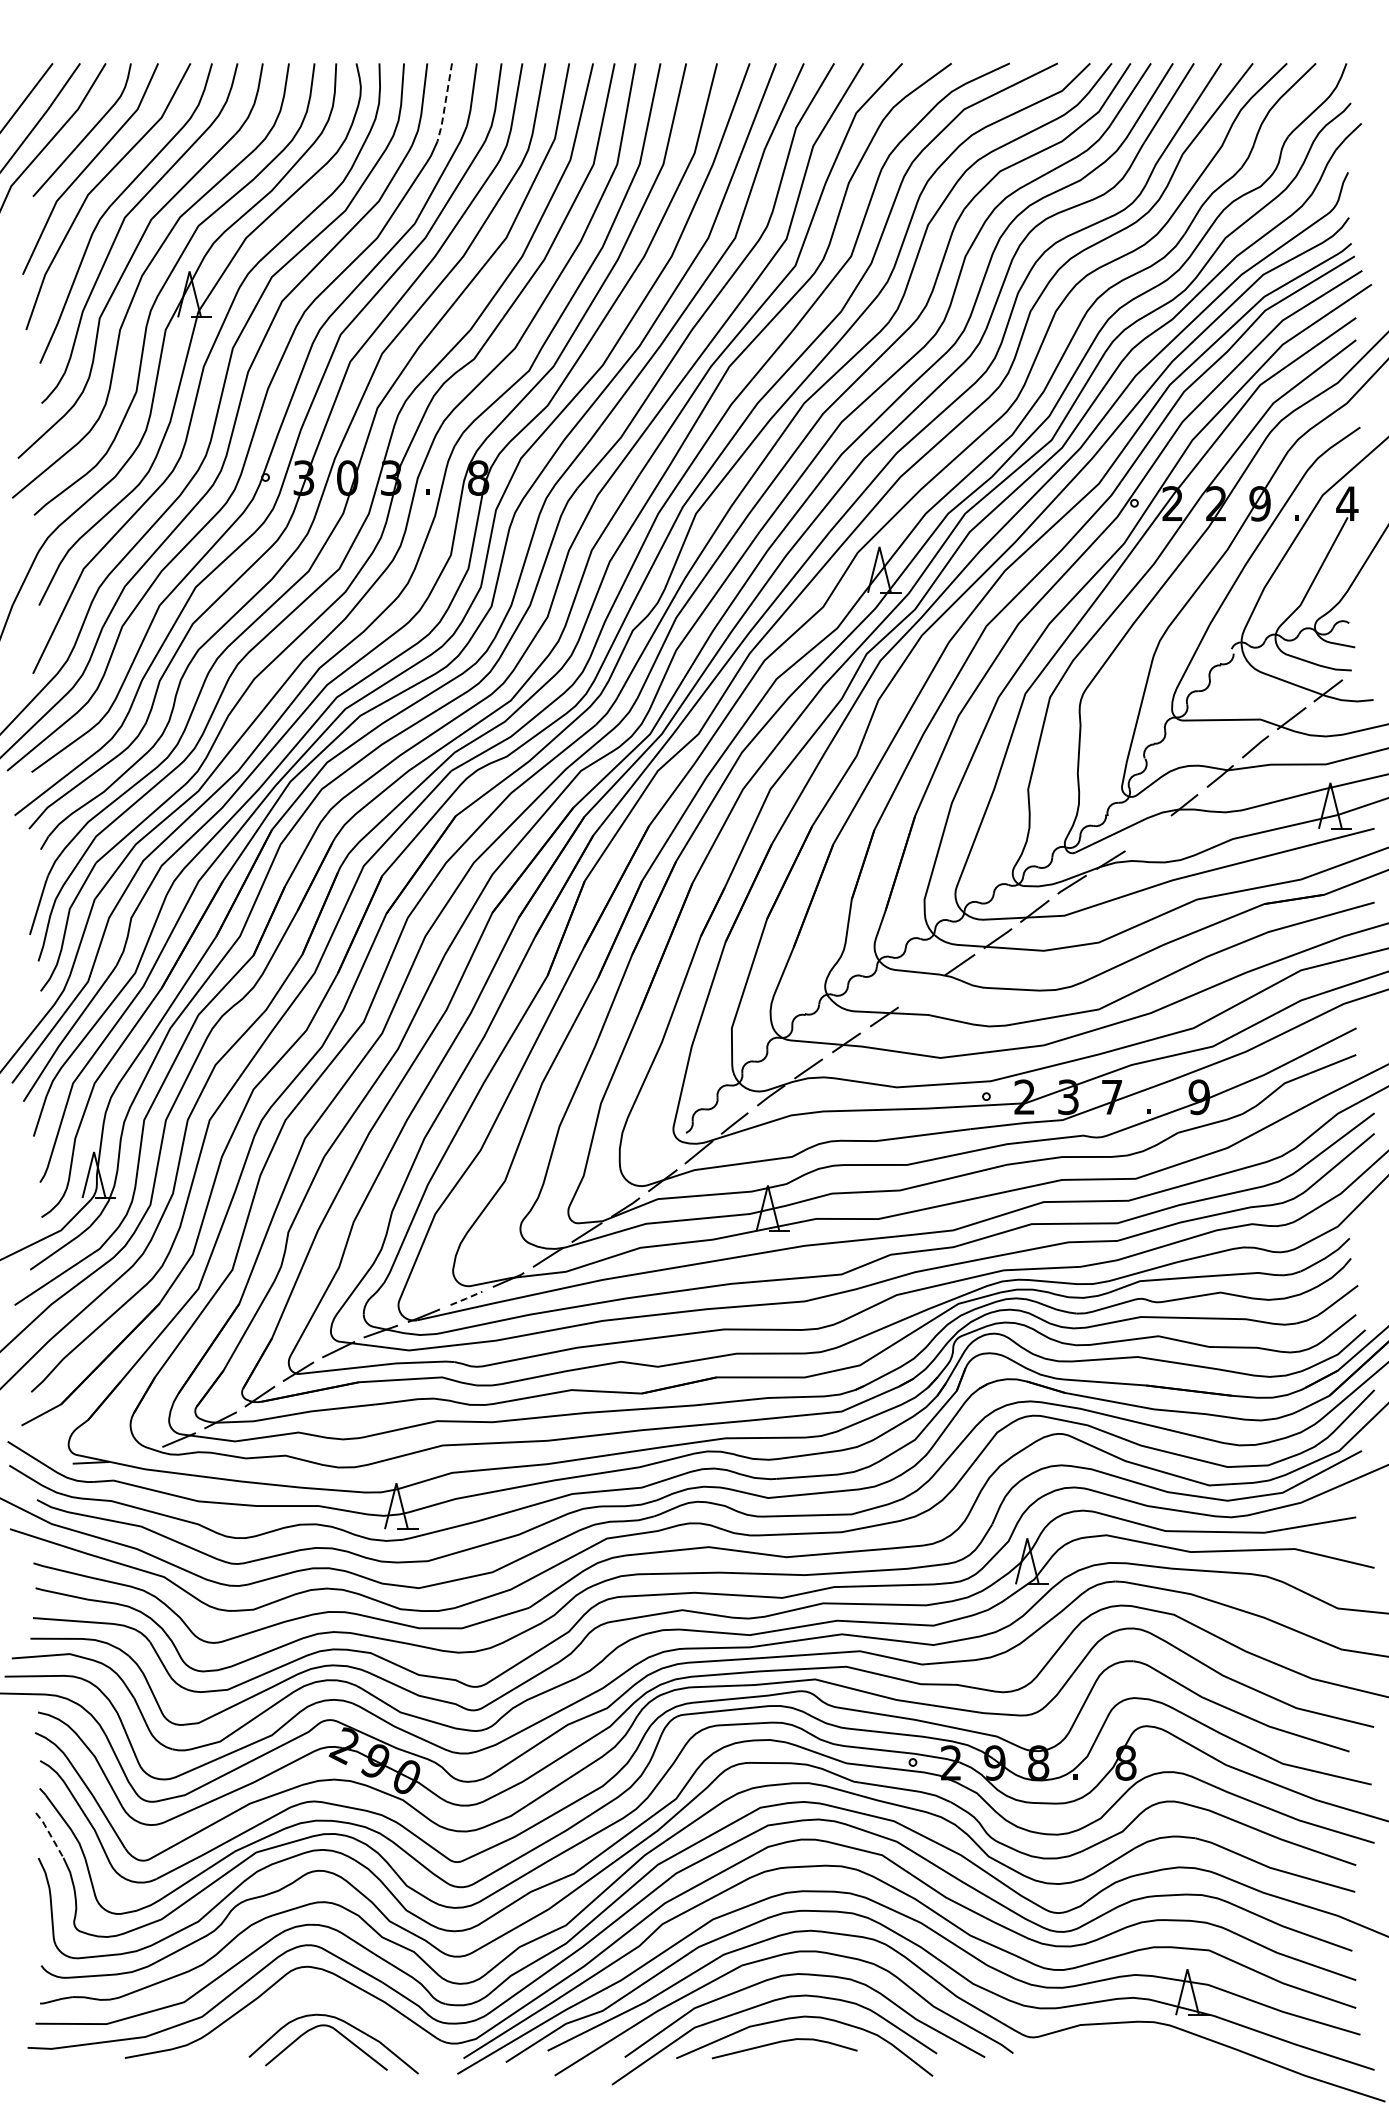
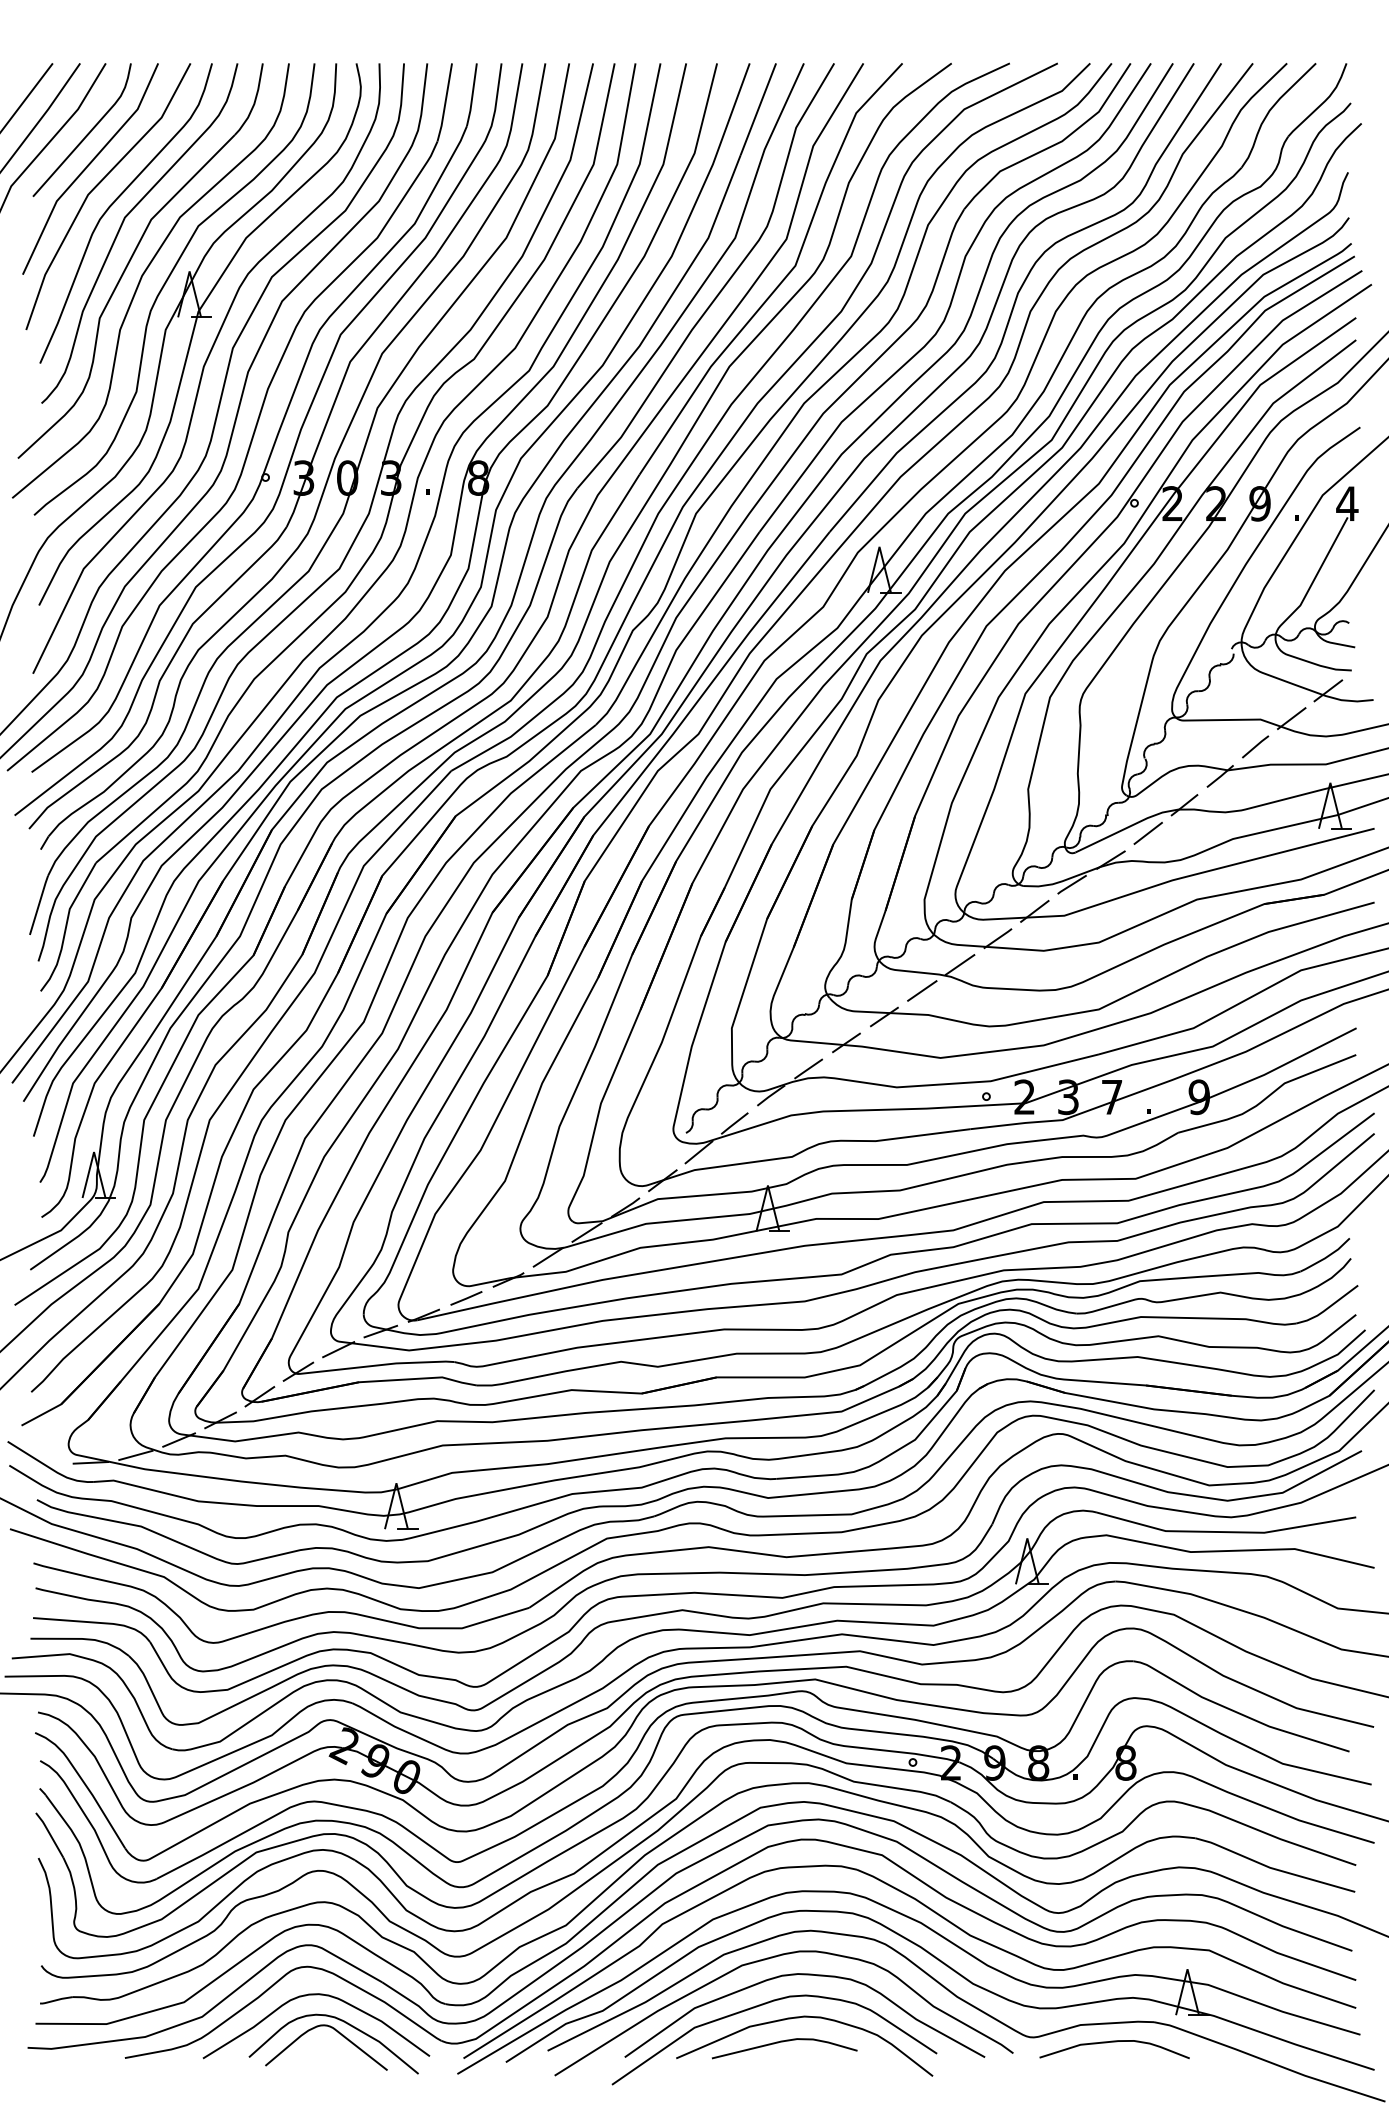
line: dashed -> solid (445, 103)
line: none -> present (1147, 832)
line: none -> present (922, 990)
line: dashed -> solid (466, 1298)
line: none -> present (135, 1455)
line: dashed -> solid (49, 1833)
curve: none -> present (316, 1995)
curve: none -> present (1114, 2042)
